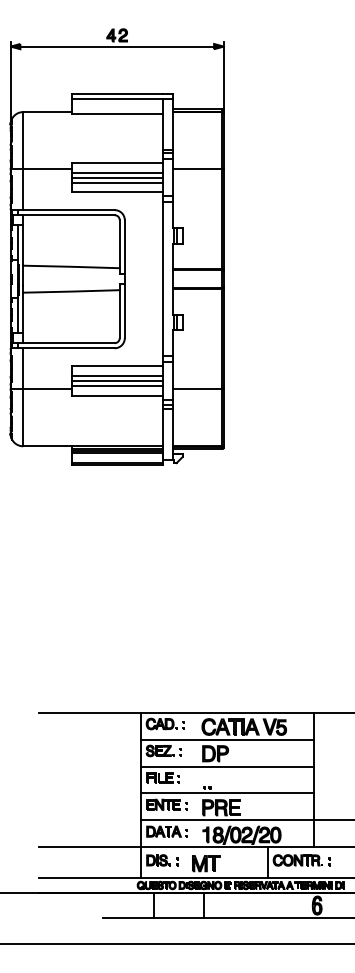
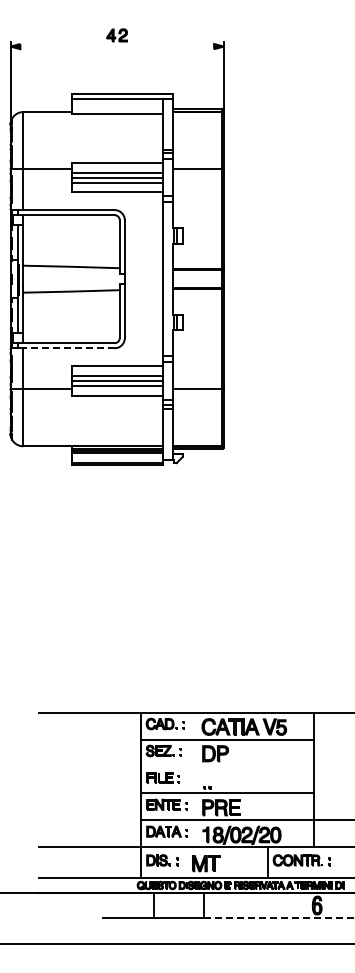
line: present -> none (117, 46)
line: solid -> dashed (68, 348)
line: present -> none (226, 766)
line: solid -> dashed (279, 918)
